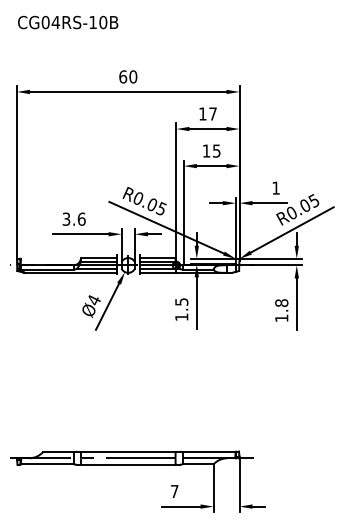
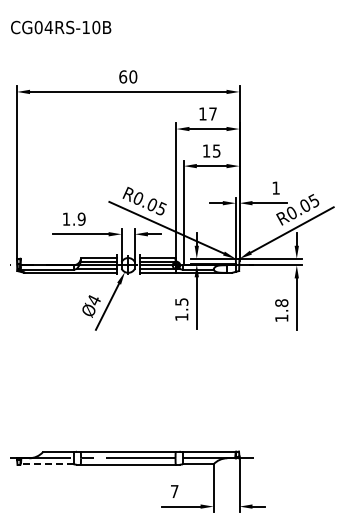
text position: (68, 22) -> (61, 27) (61, 27)
text: 3.6 -> 1.9 (73, 218)
line: solid -> dashed (46, 464)
